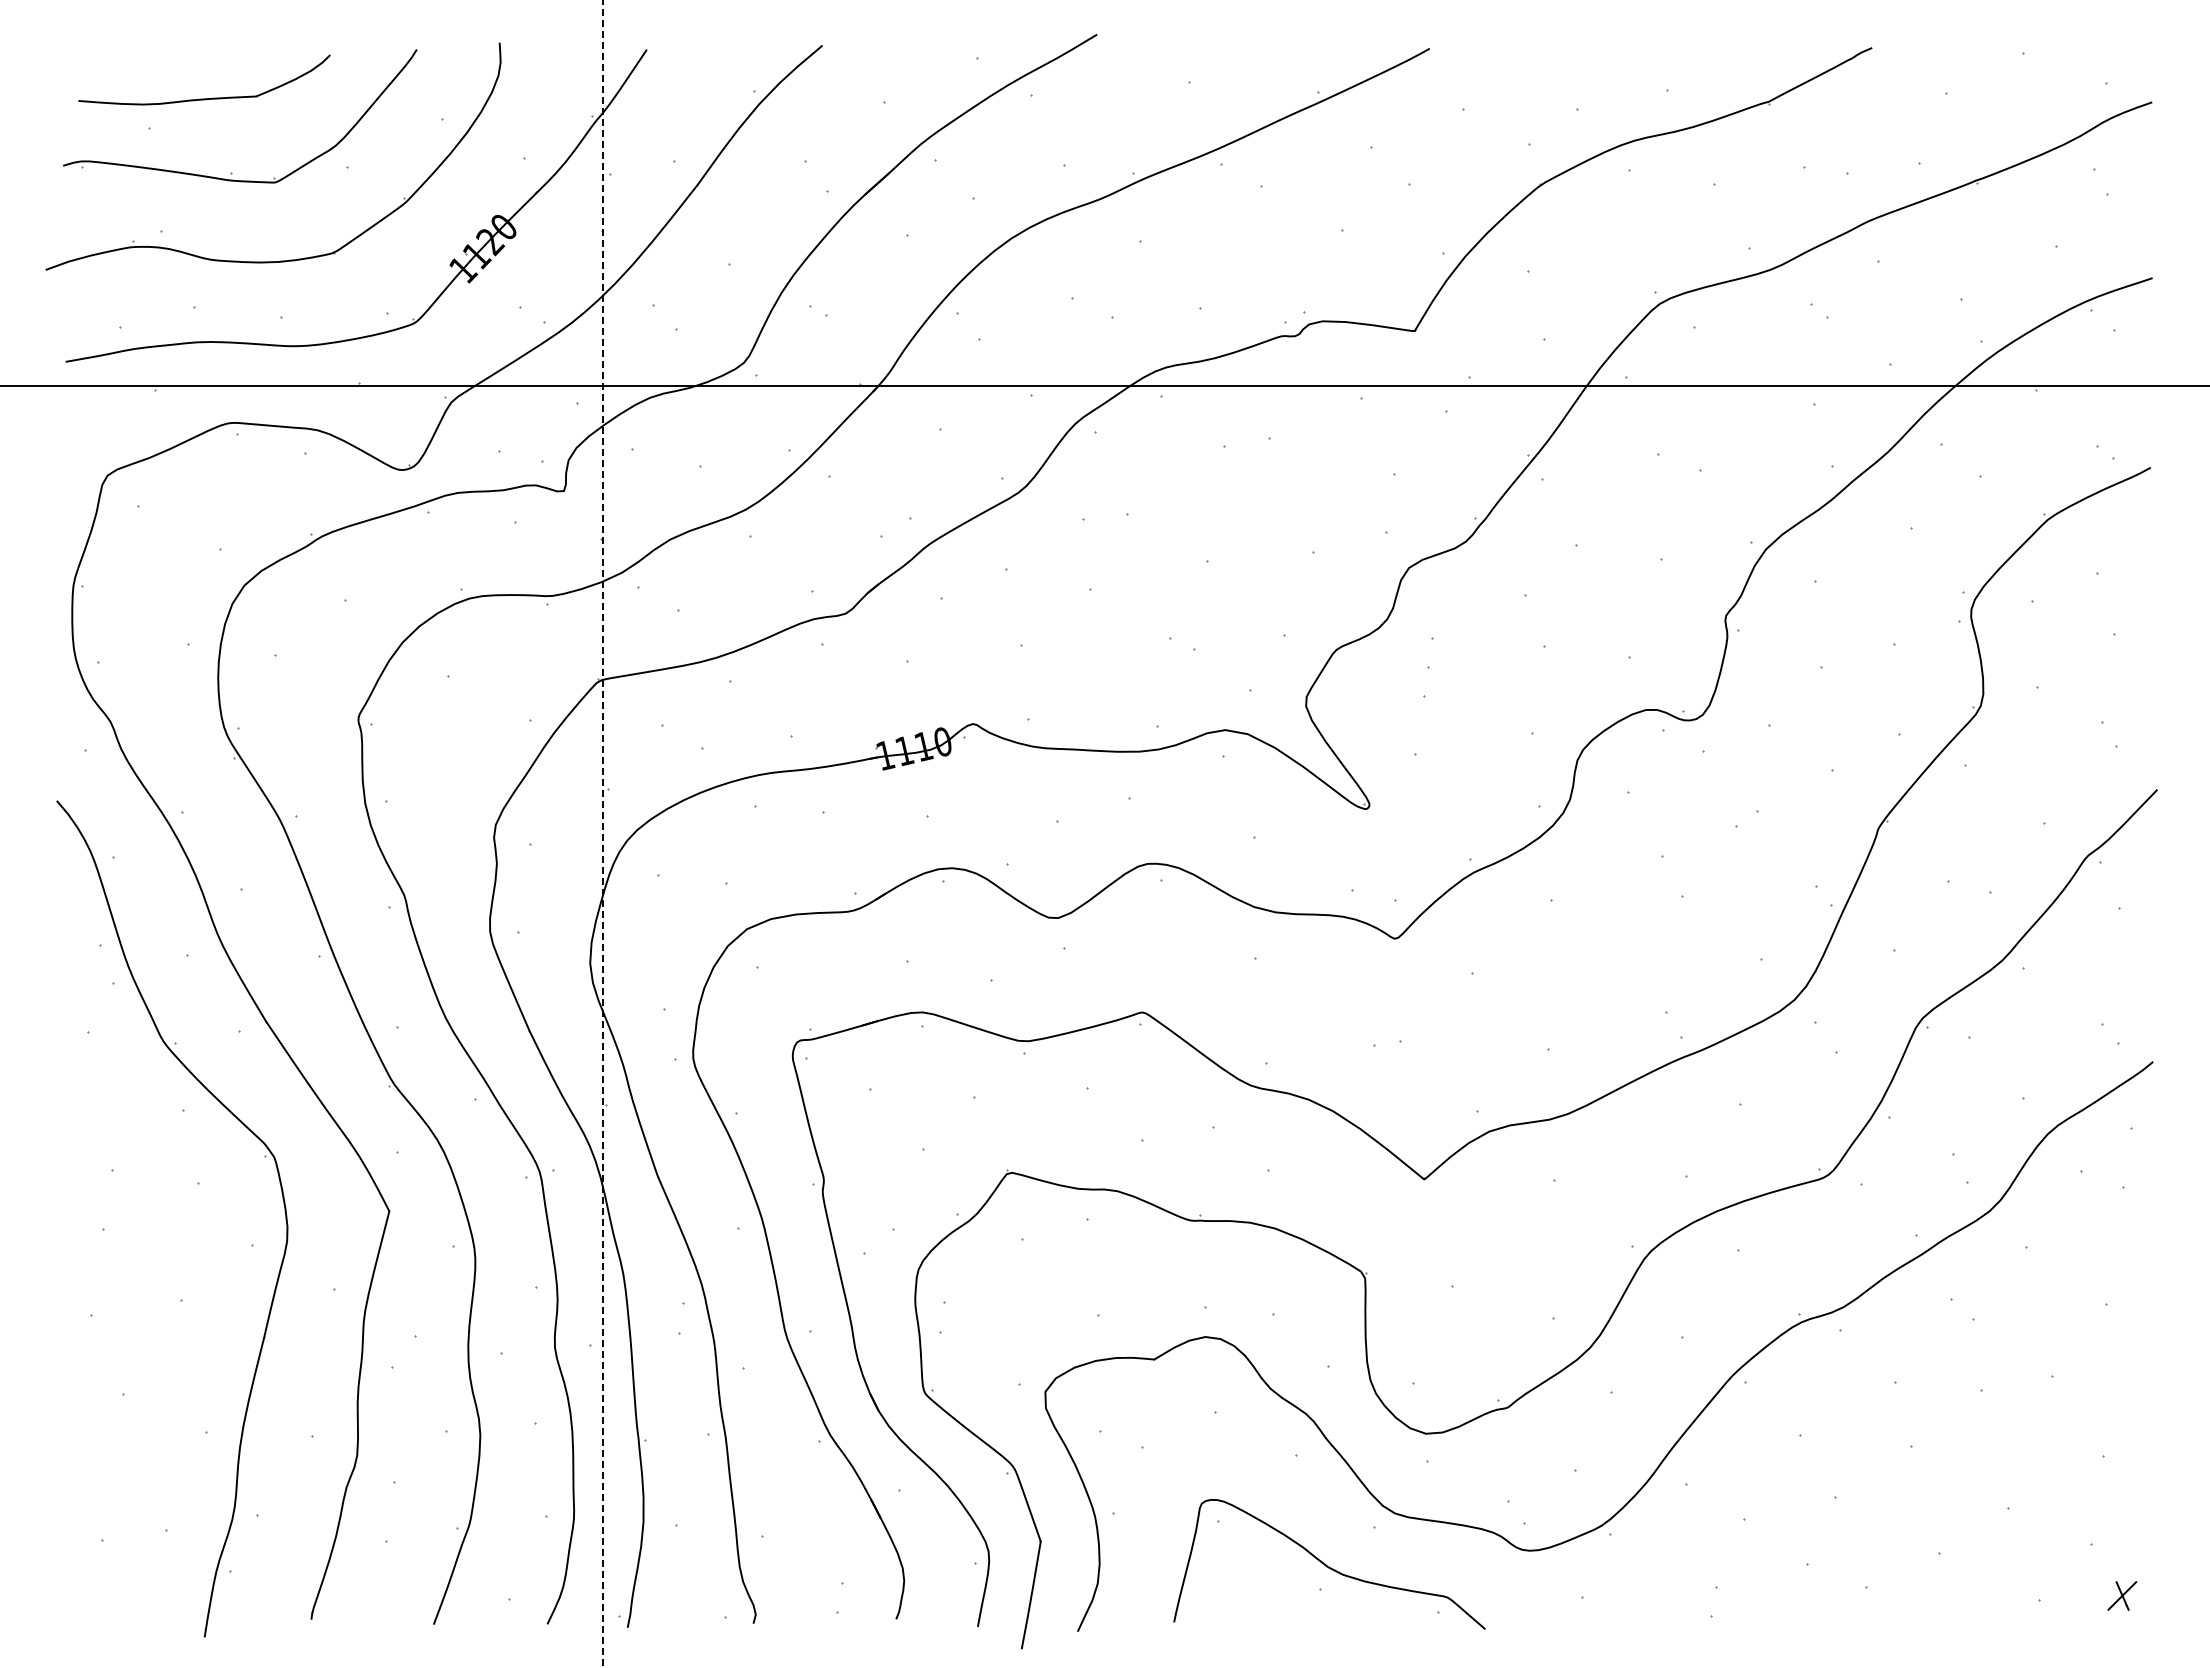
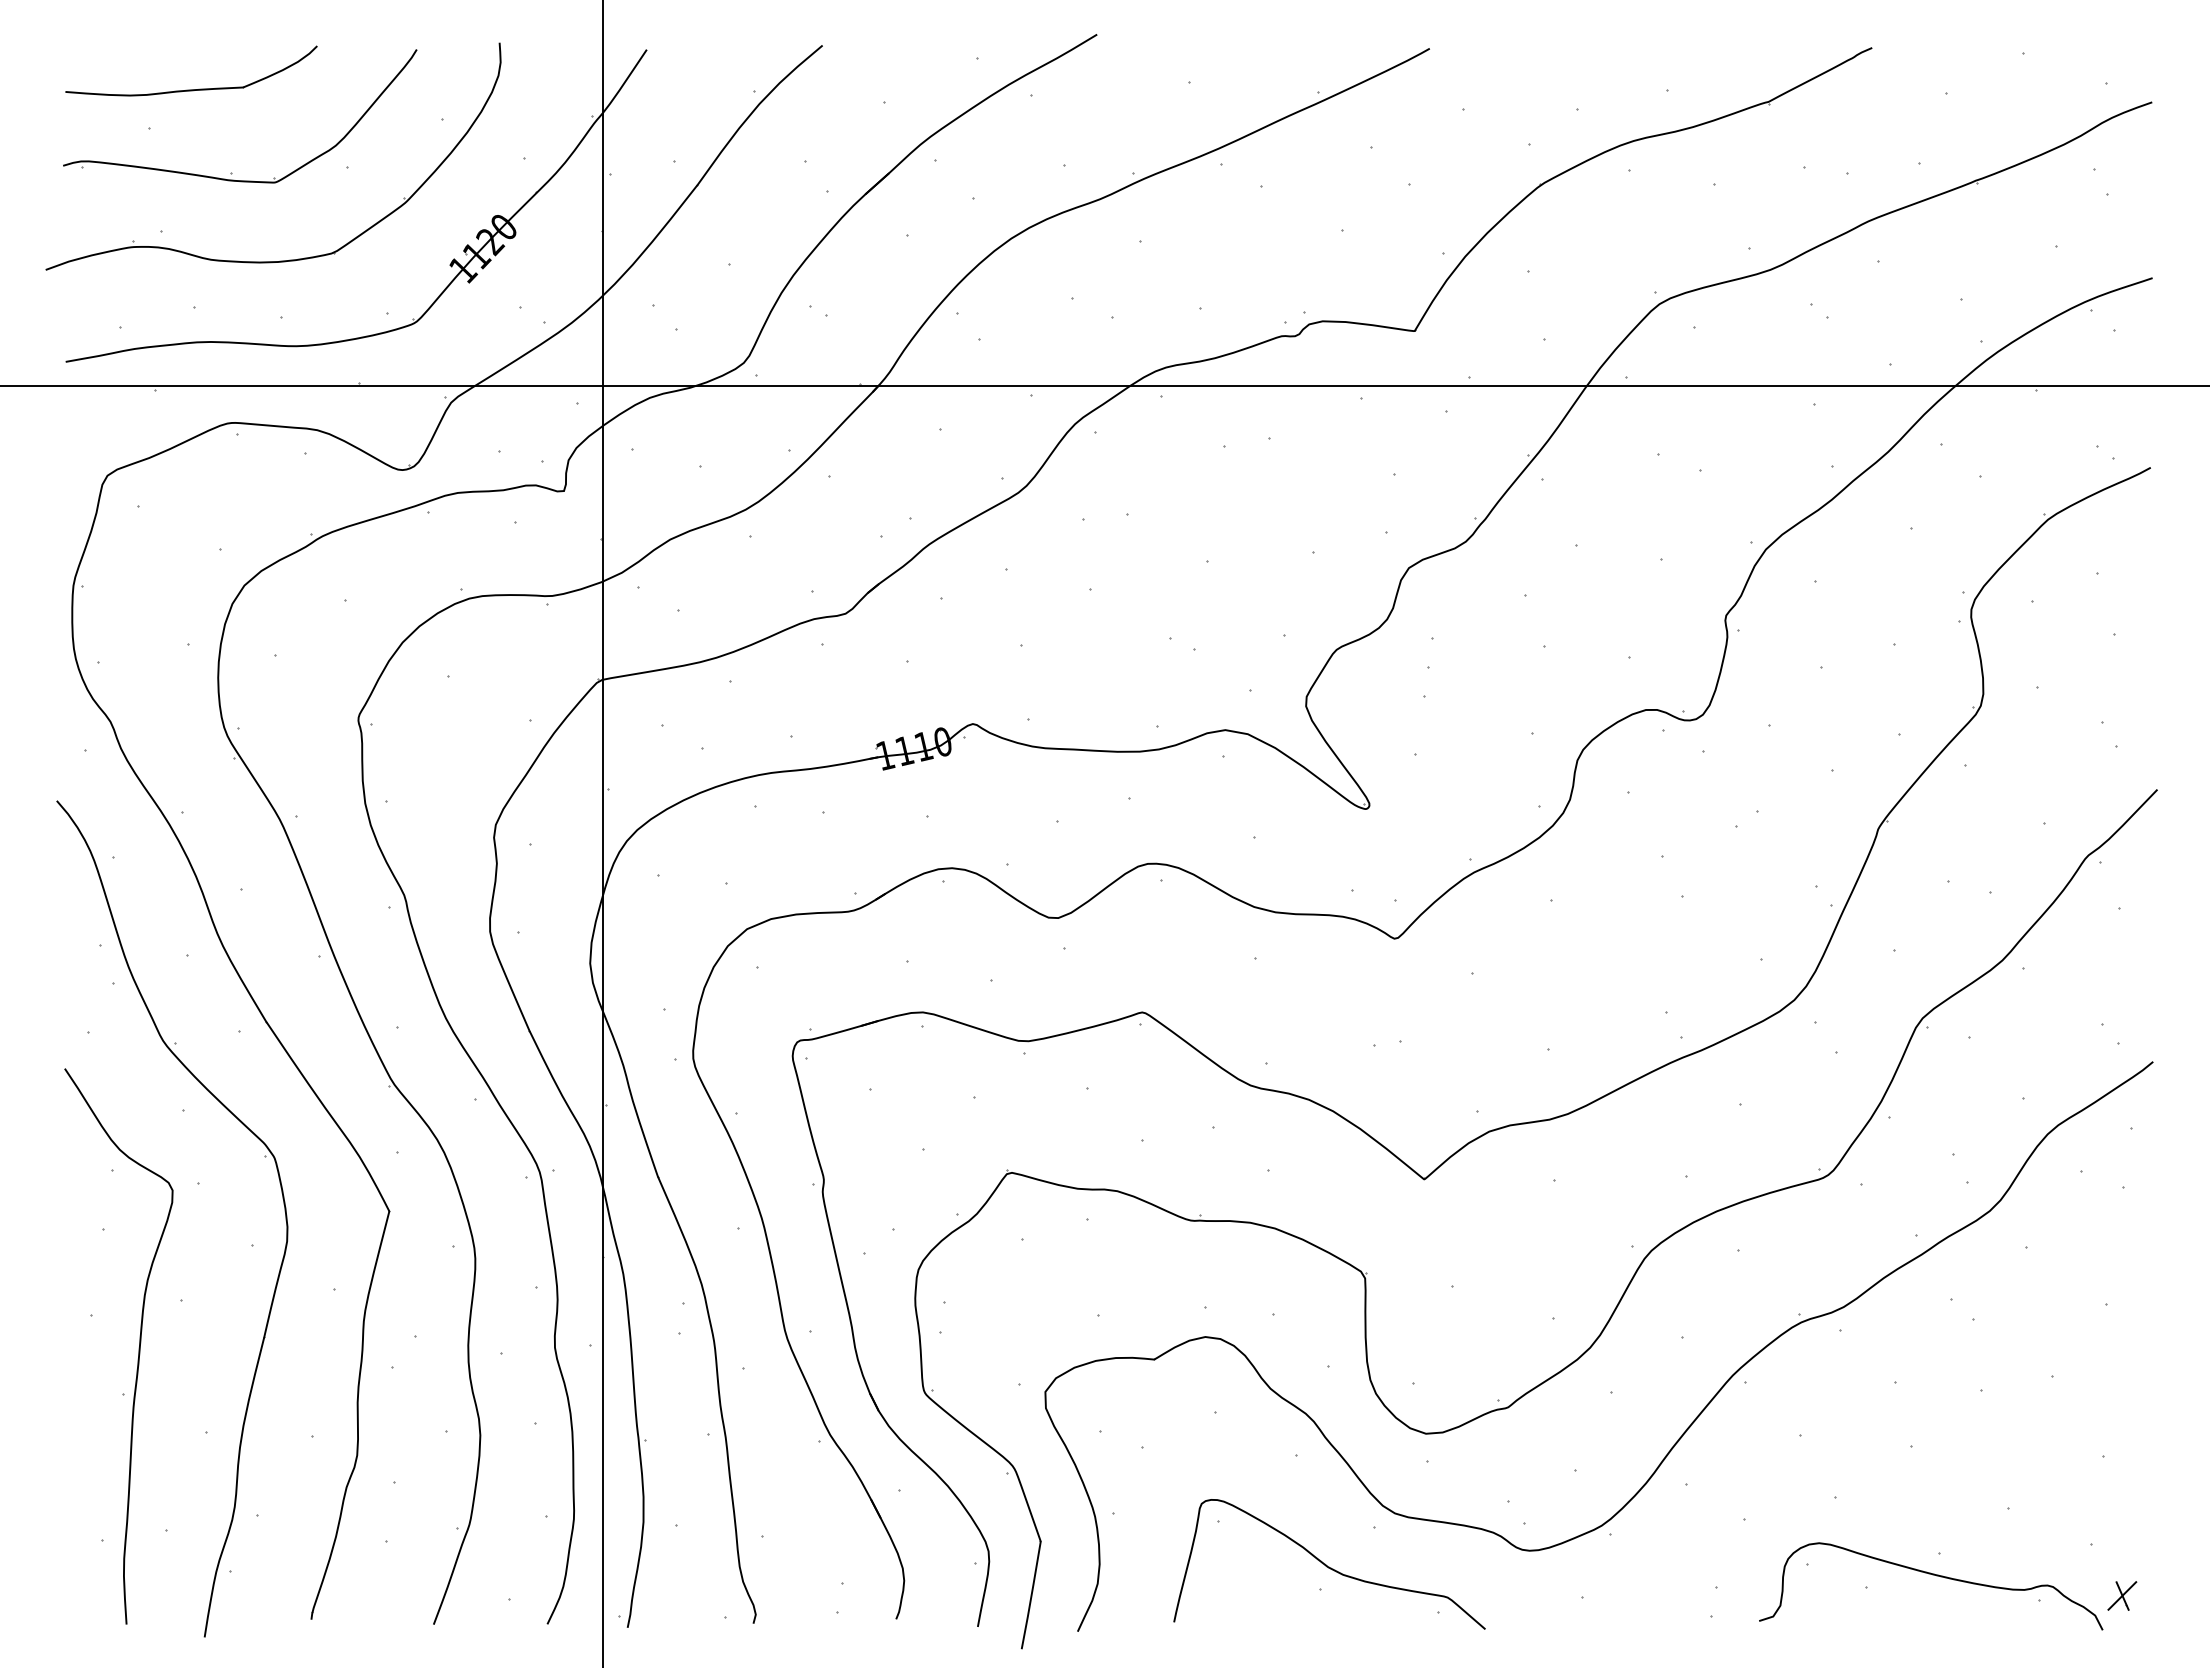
part position: (204, 98) -> (191, 89) (191, 89)
line: dashed -> solid (602, 834)
curve: none -> present (138, 1347)
curve: none -> present (1932, 1575)
